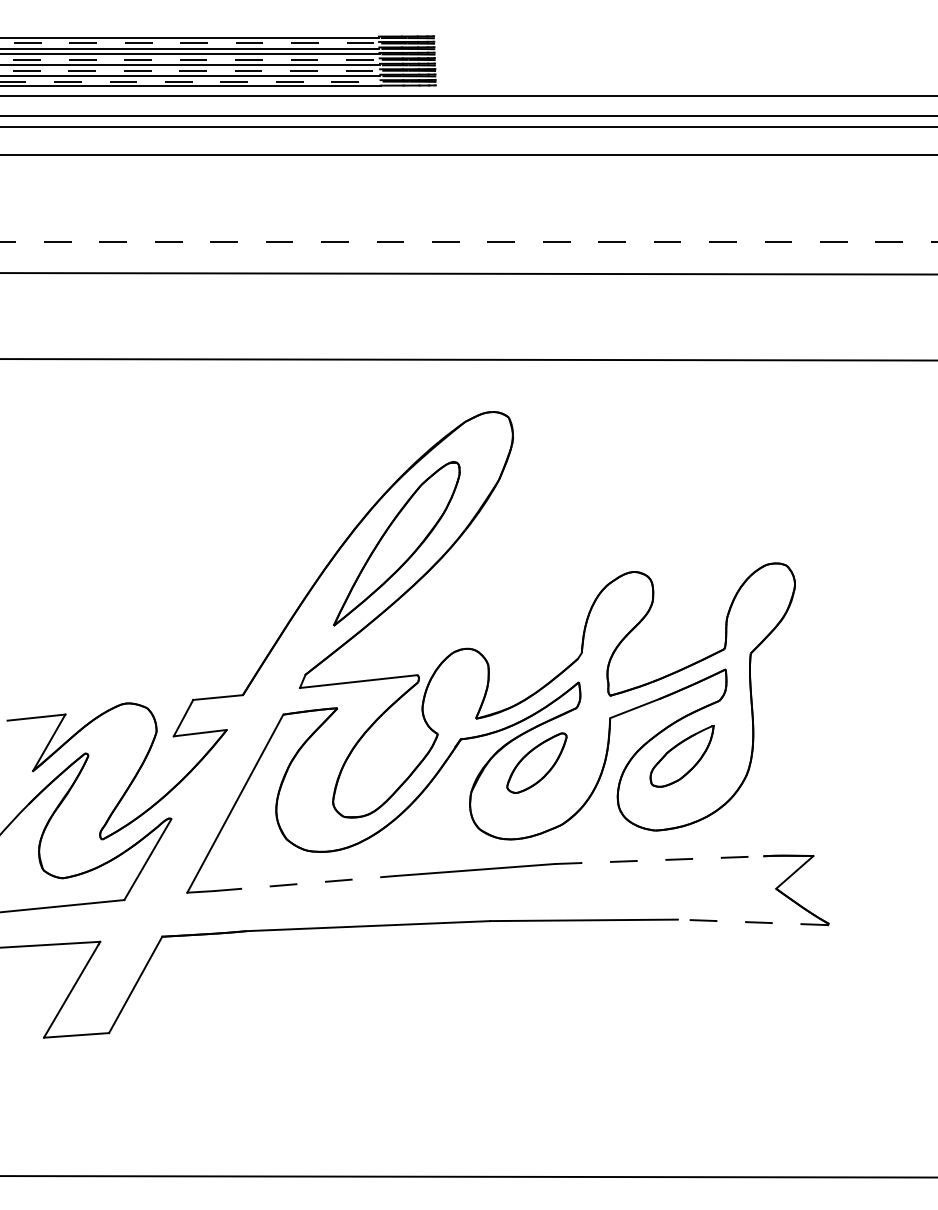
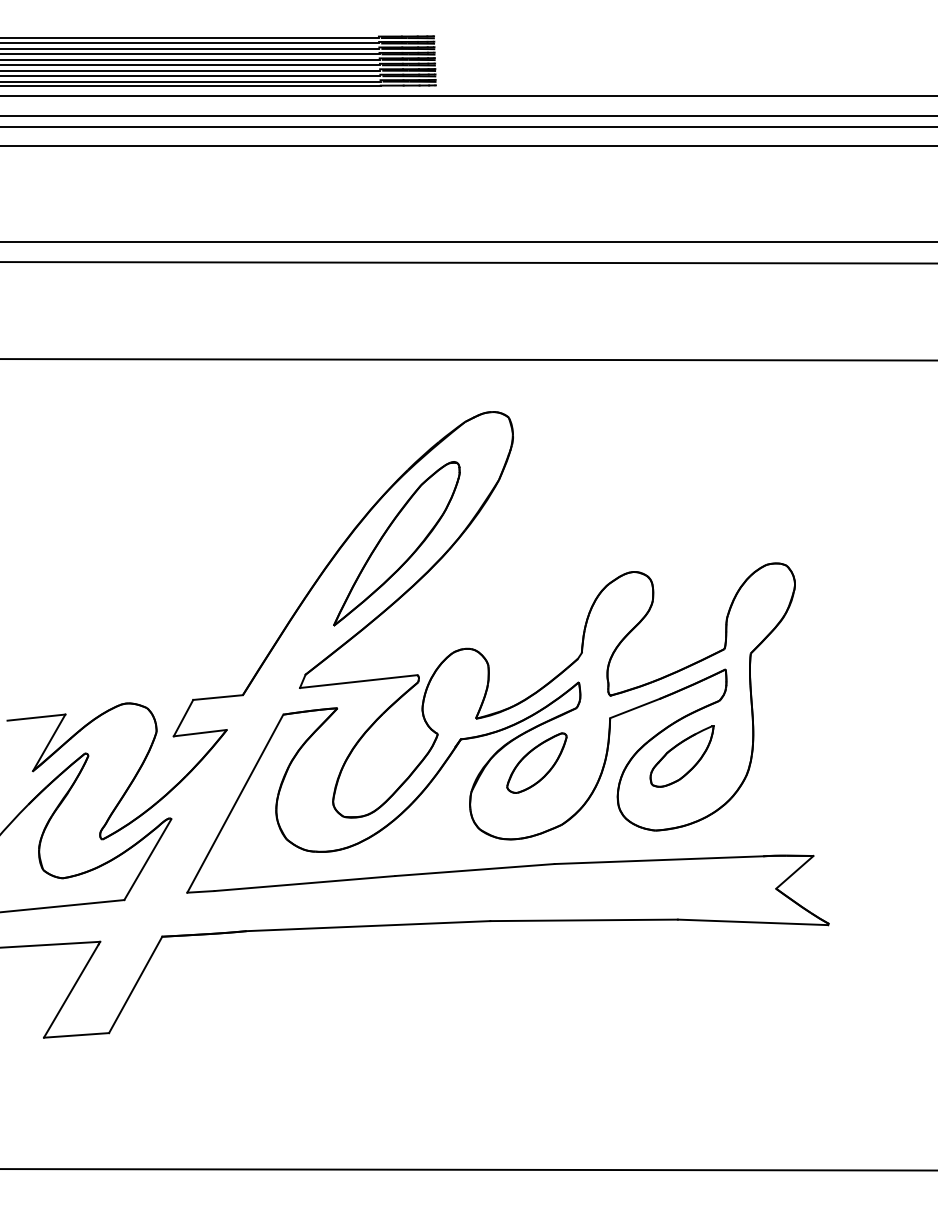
line: dashed -> solid (190, 43)
line: dashed -> solid (190, 59)
line: dashed -> solid (190, 70)
line: dashed -> solid (190, 81)
line position: (468, 154) -> (468, 145) (468, 145)
line: dashed -> solid (469, 241)
line position: (468, 273) -> (468, 262) (468, 262)
line: dashed -> solid (659, 860)
line: dashed -> solid (304, 883)
line: dashed -> solid (752, 922)
line position: (468, 1176) -> (468, 1169) (468, 1169)
